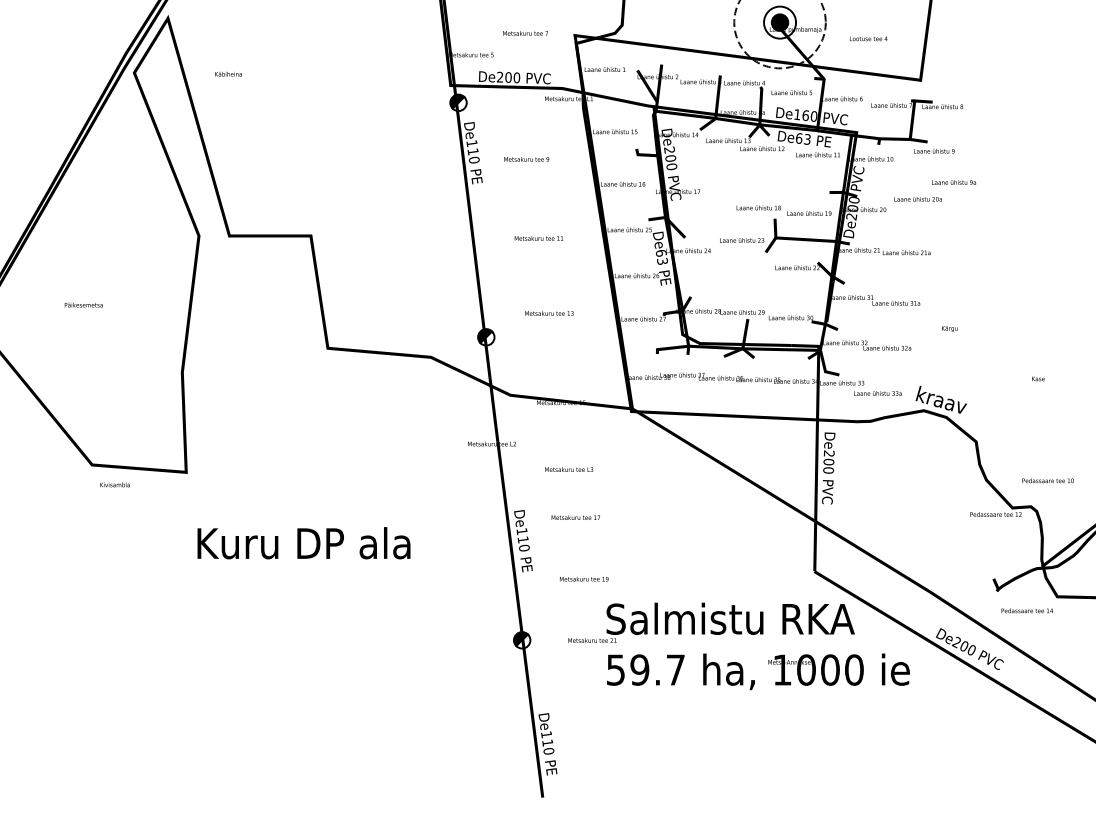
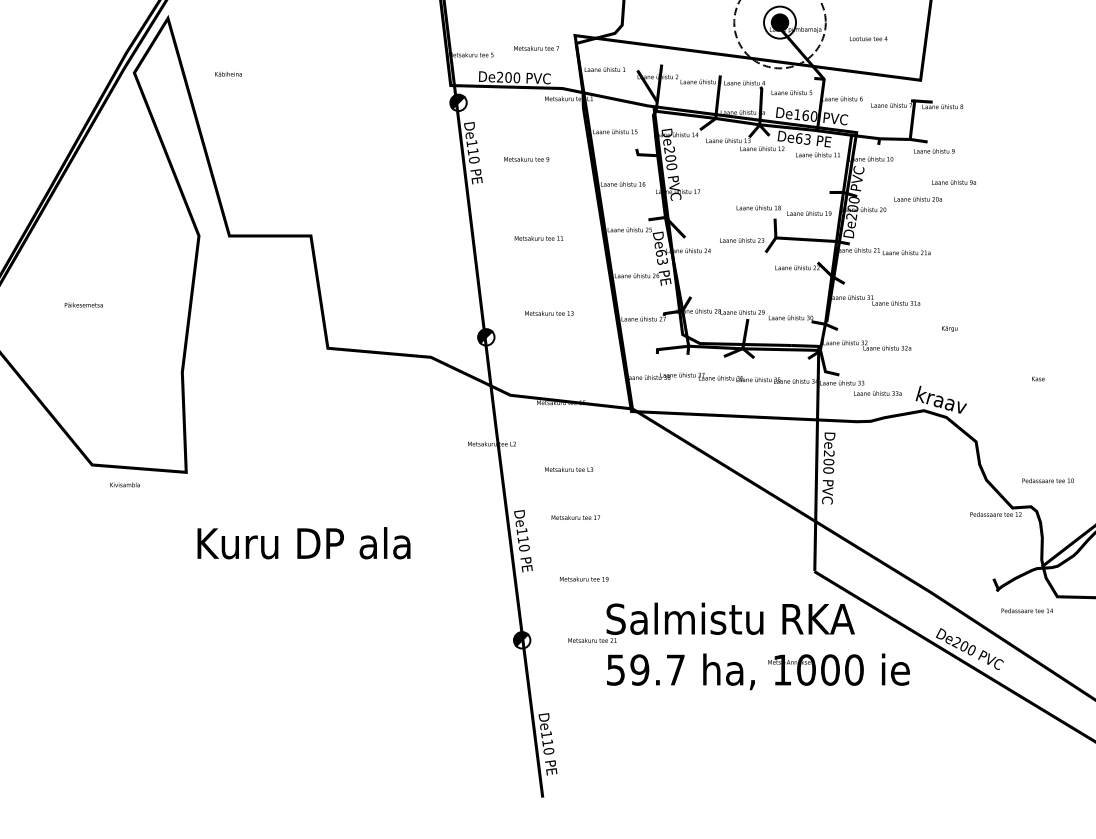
text position: (525, 33) -> (536, 48) (536, 48)
text position: (114, 484) -> (124, 484) (124, 484)
